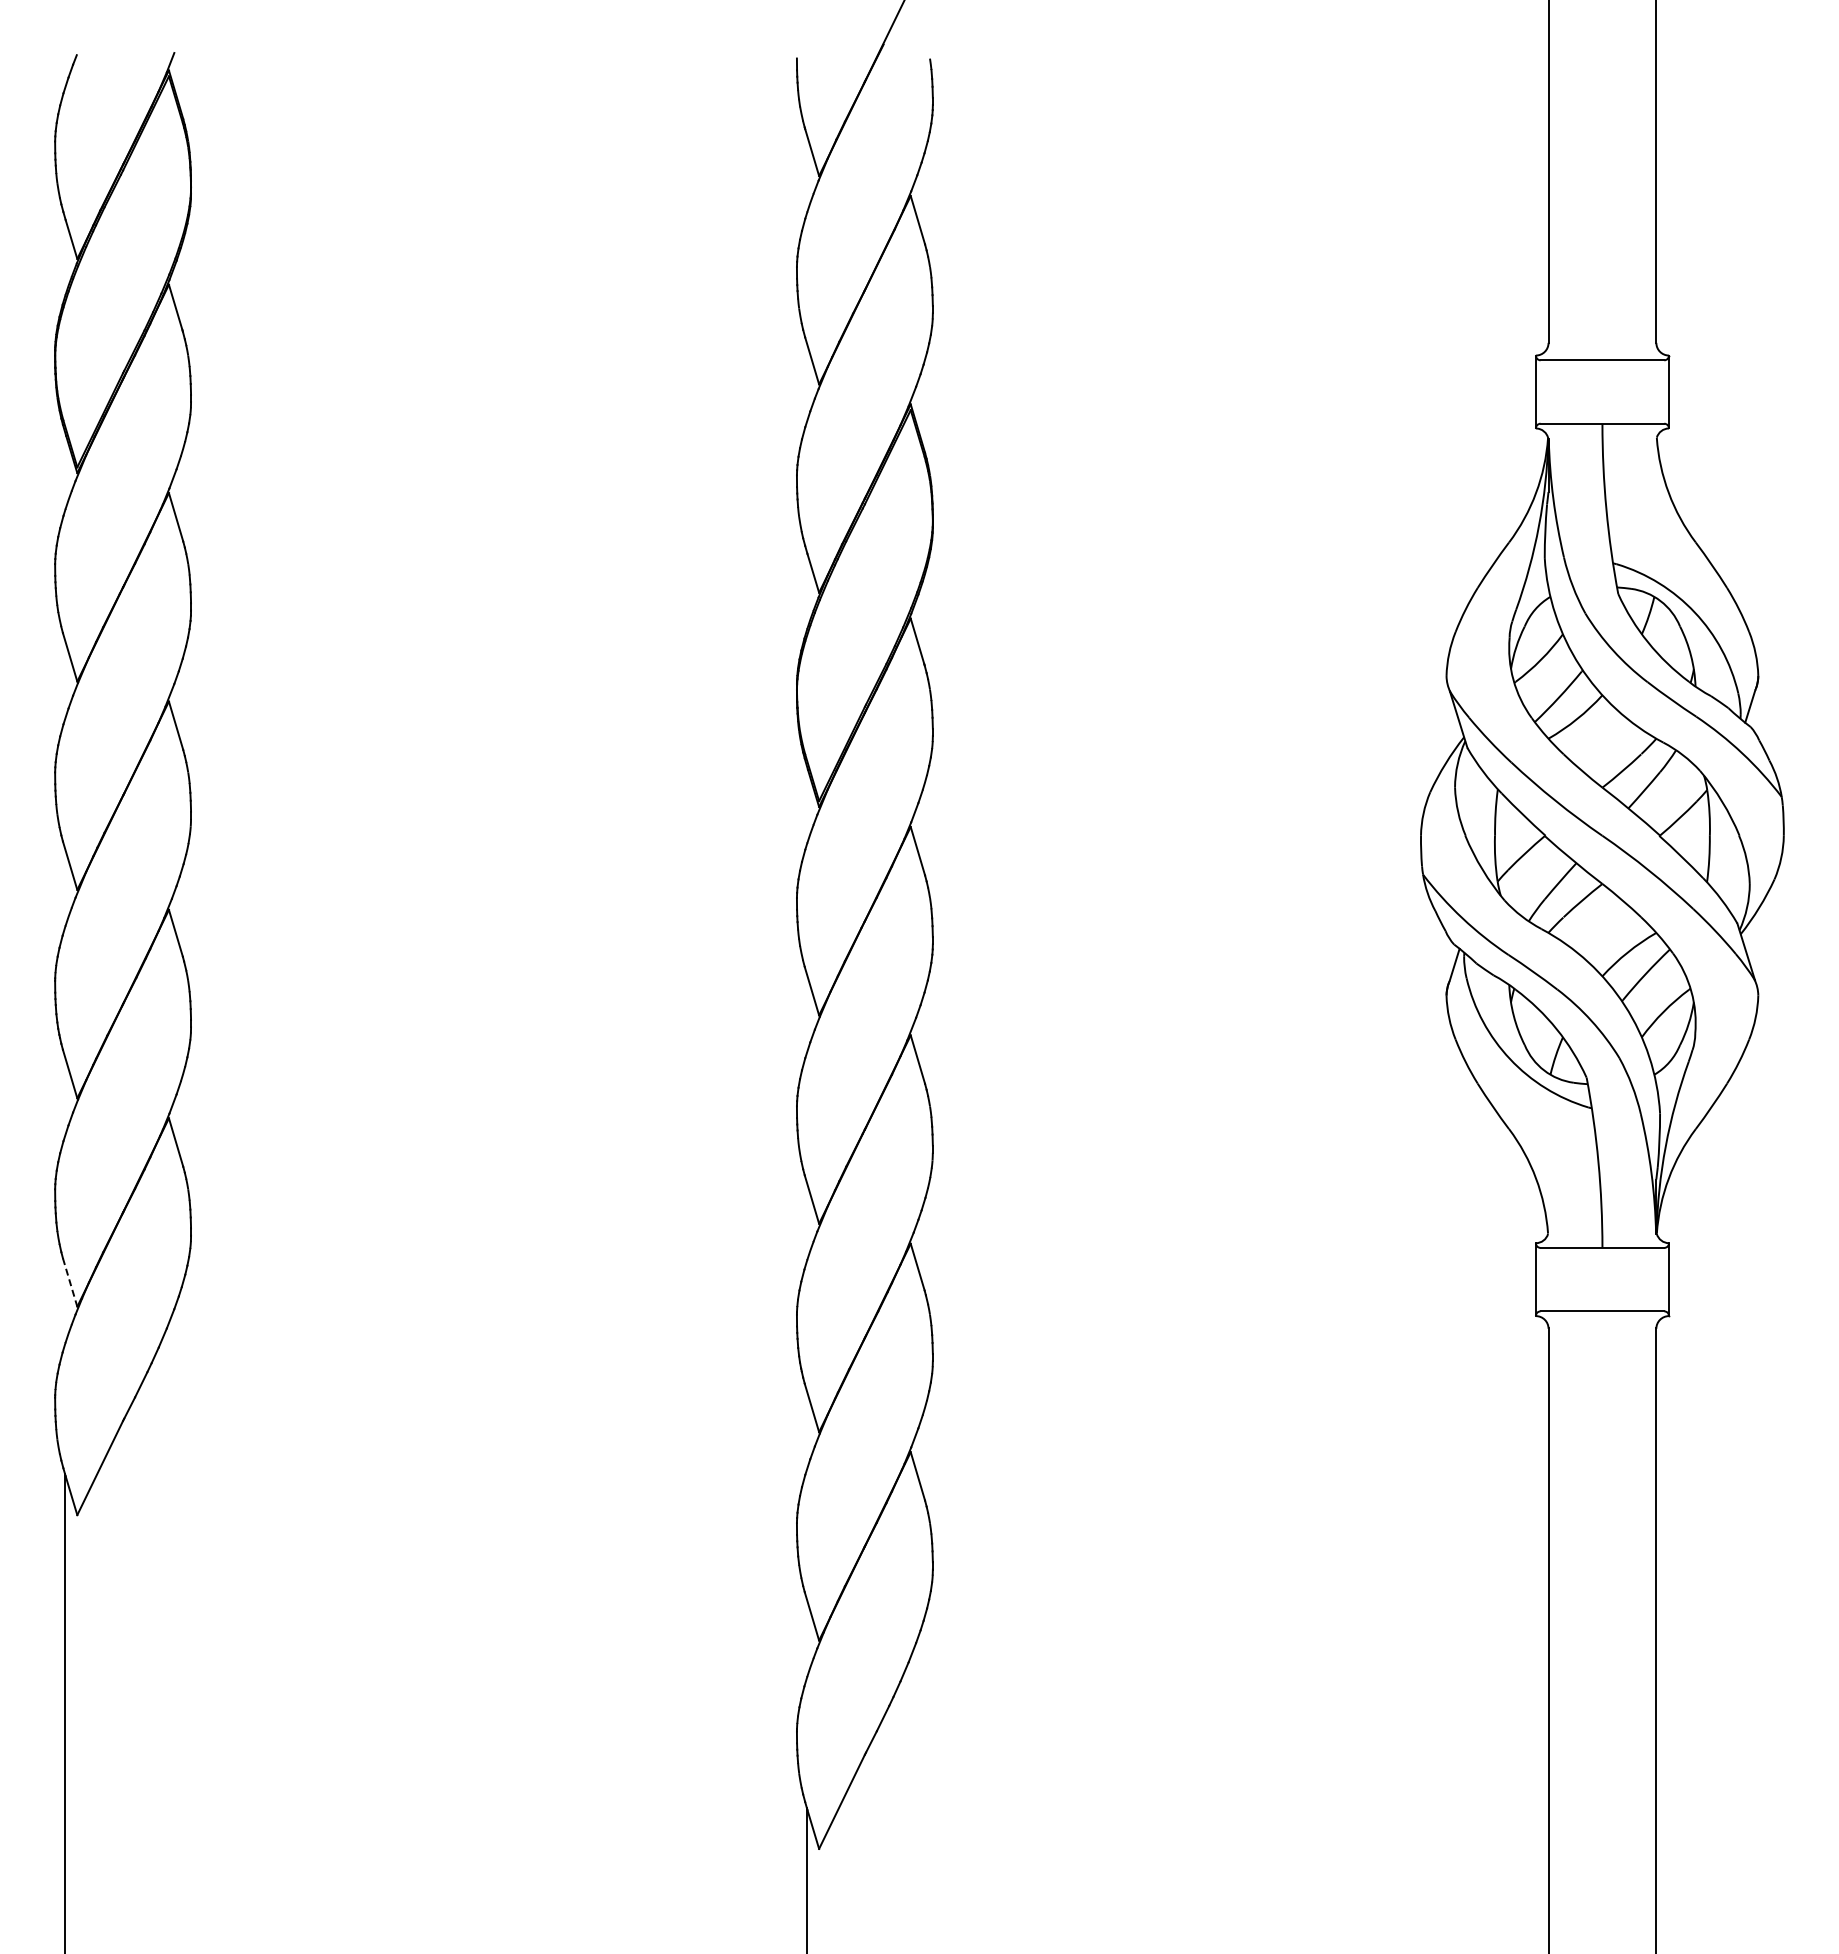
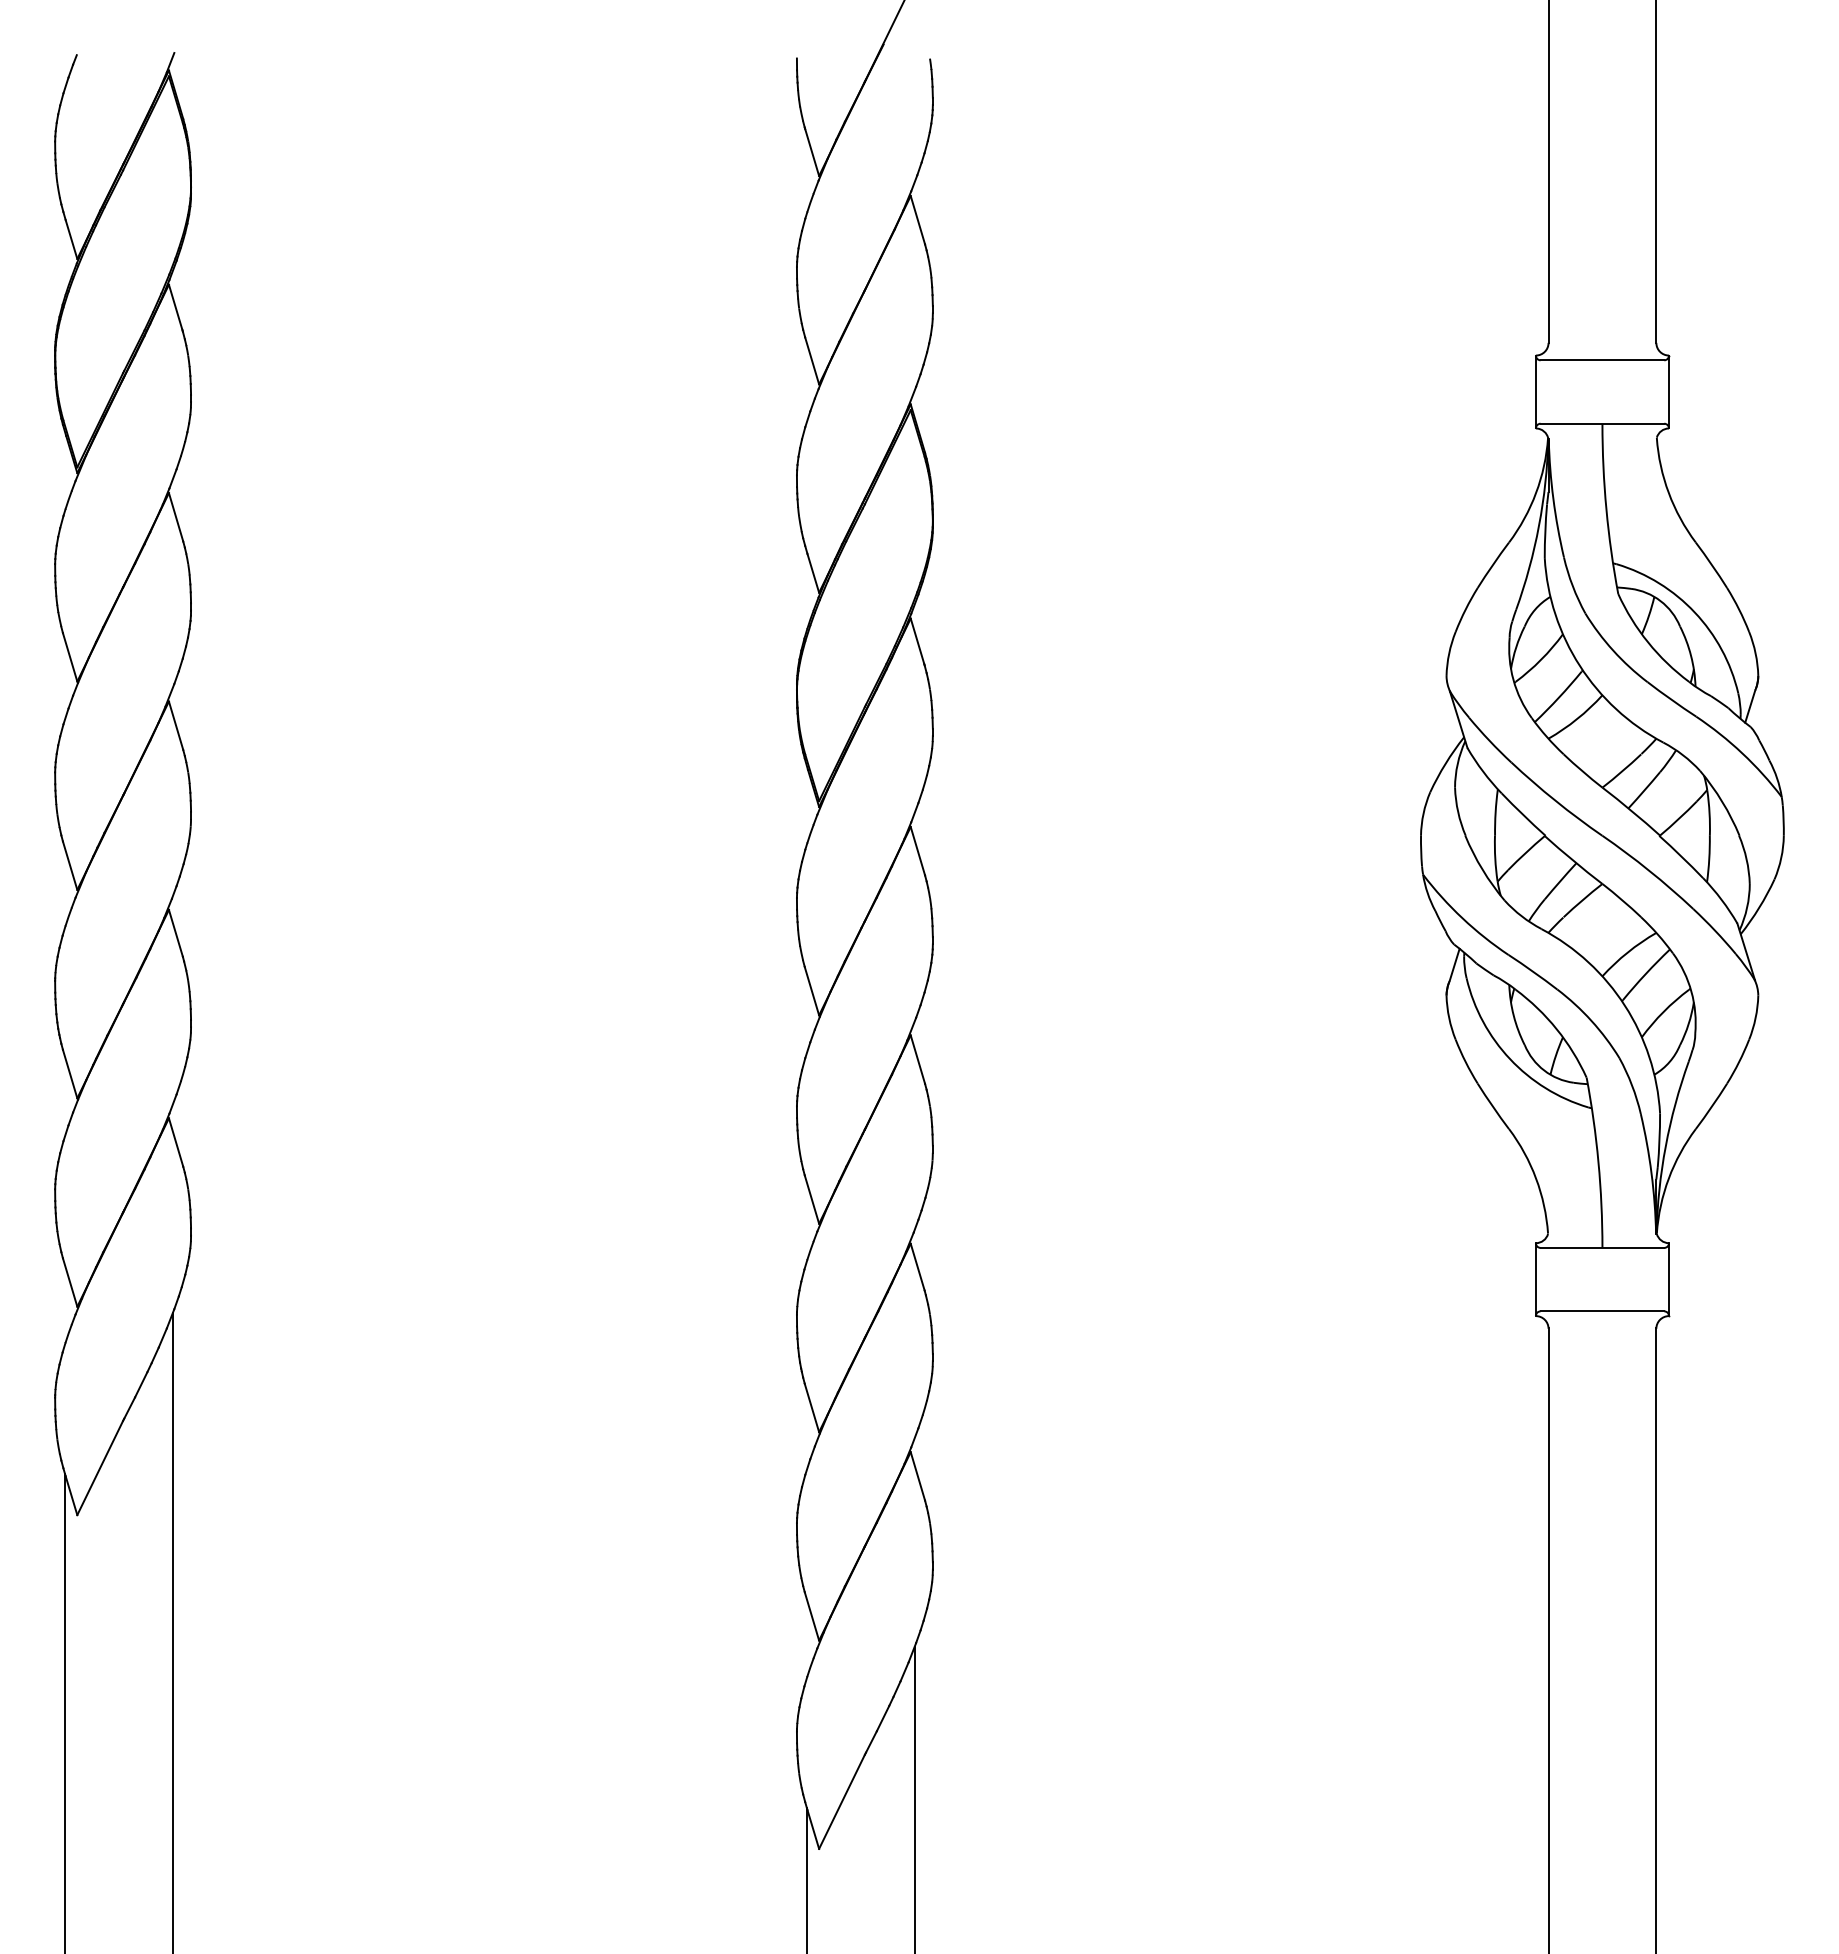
line: dashed -> solid (70, 1282)
line: none -> present (172, 1631)
line: none -> present (914, 1798)
